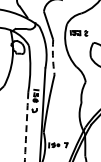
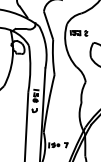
arc: dashed -> solid (52, 57)
arc: dashed -> solid (26, 126)
